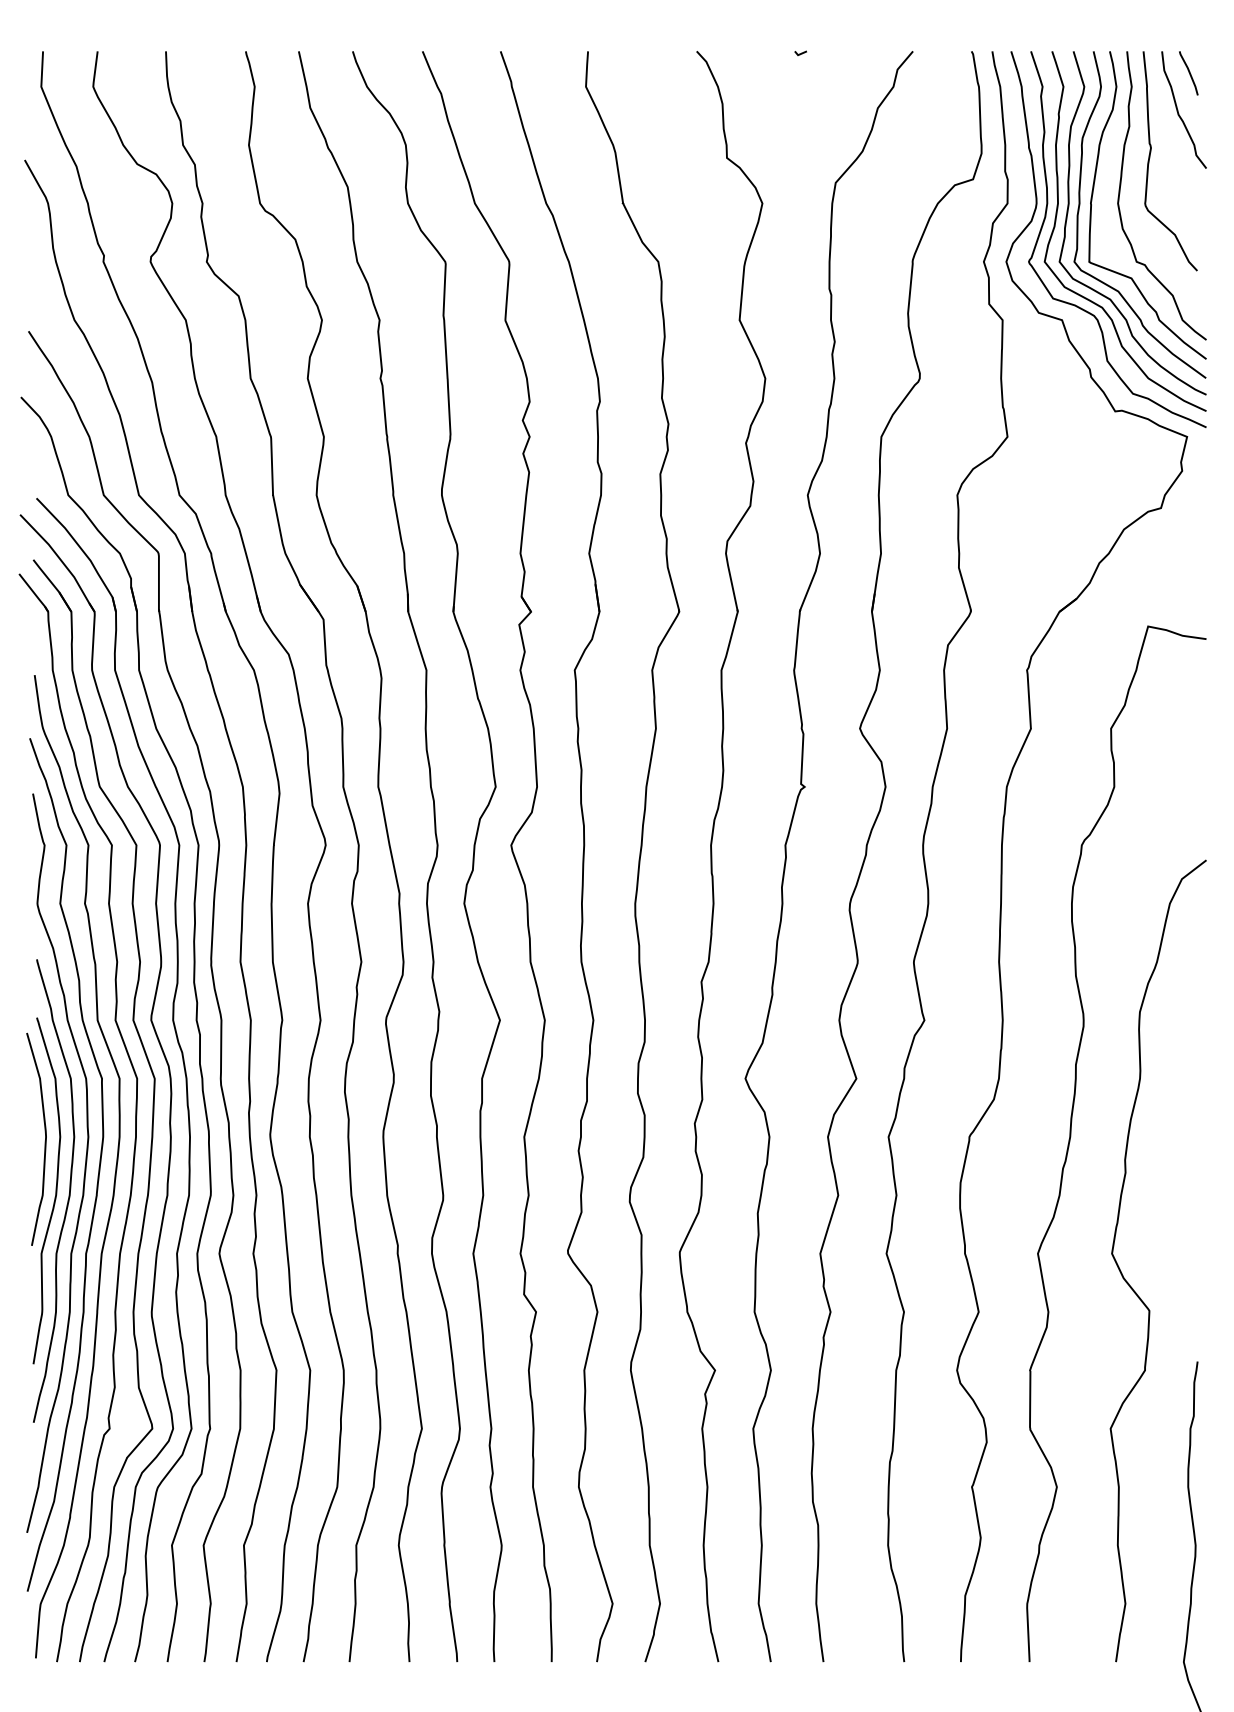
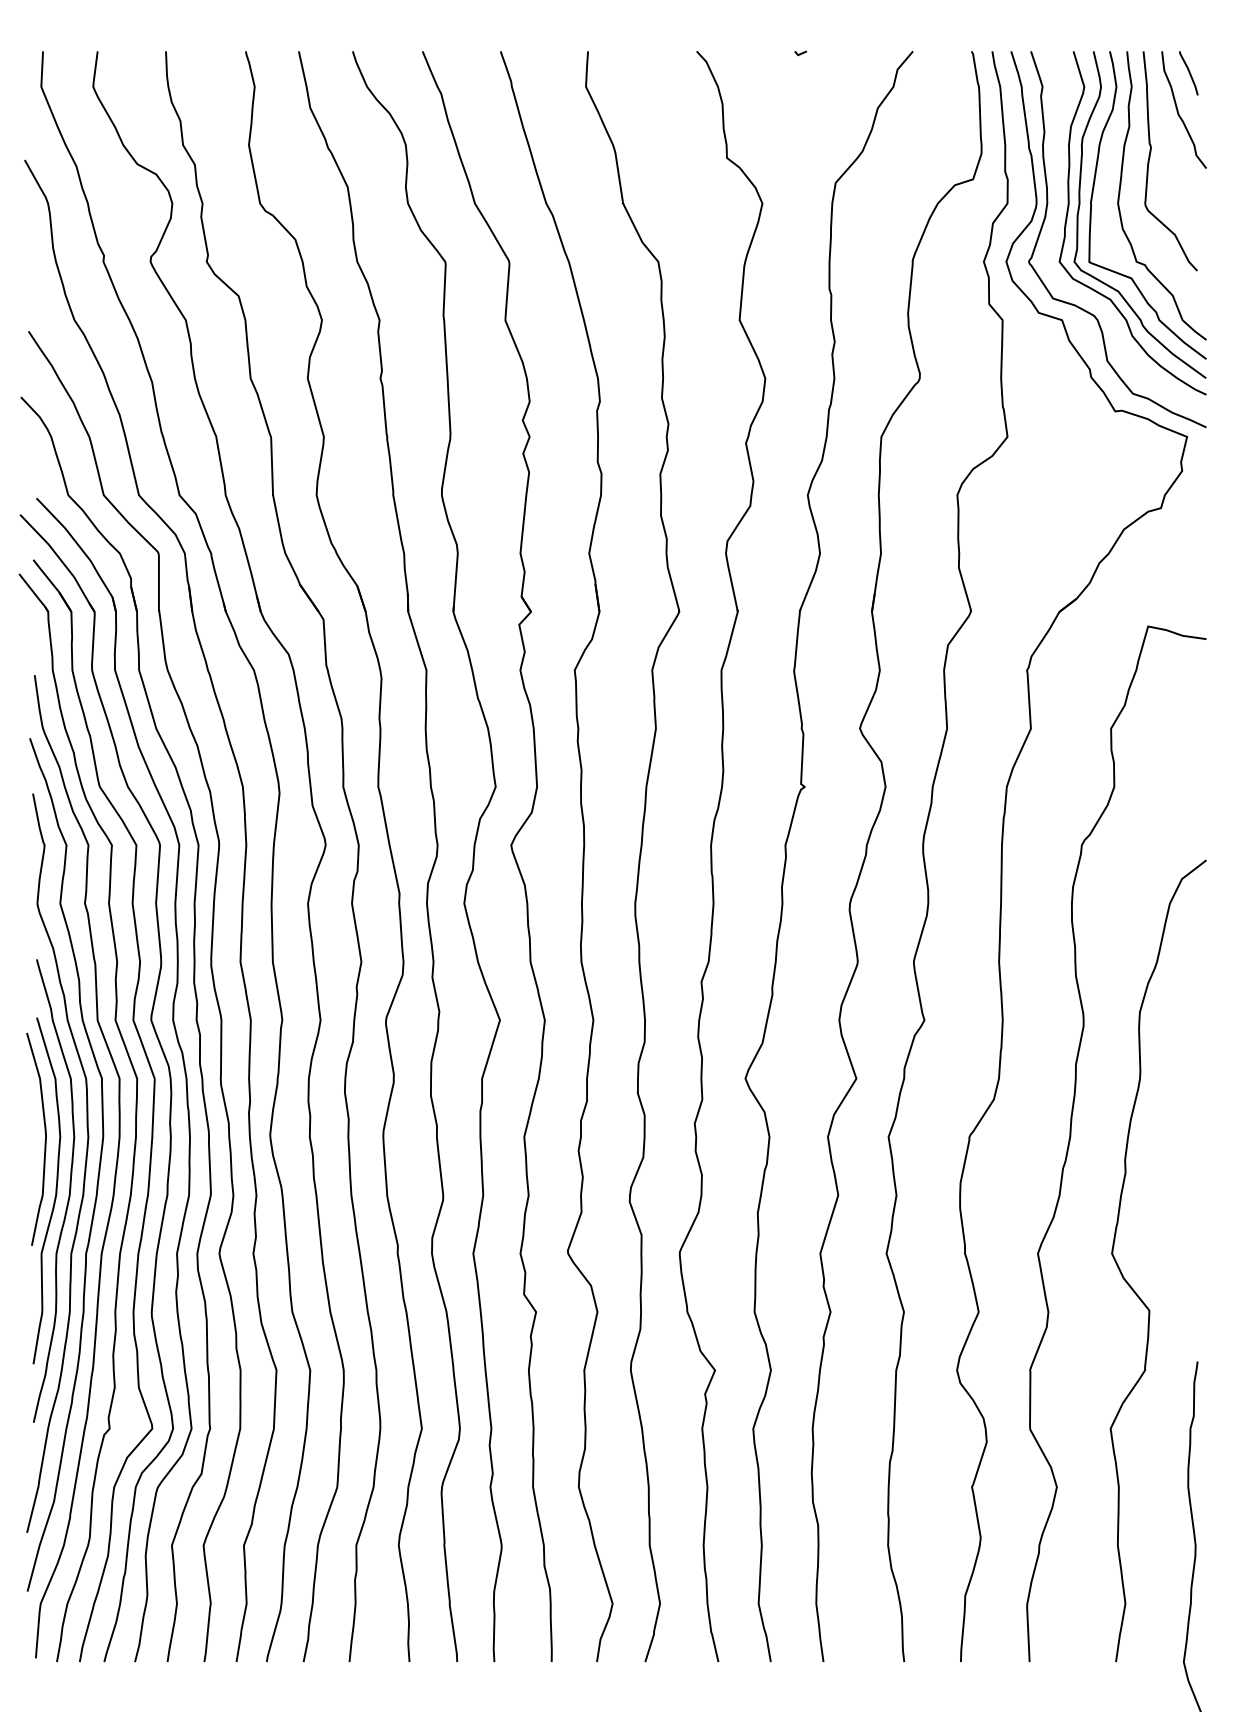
curve: present -> none (1056, 222)
